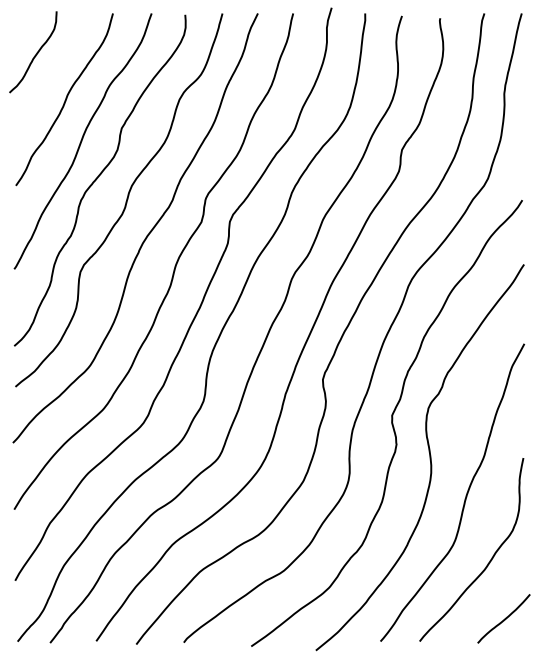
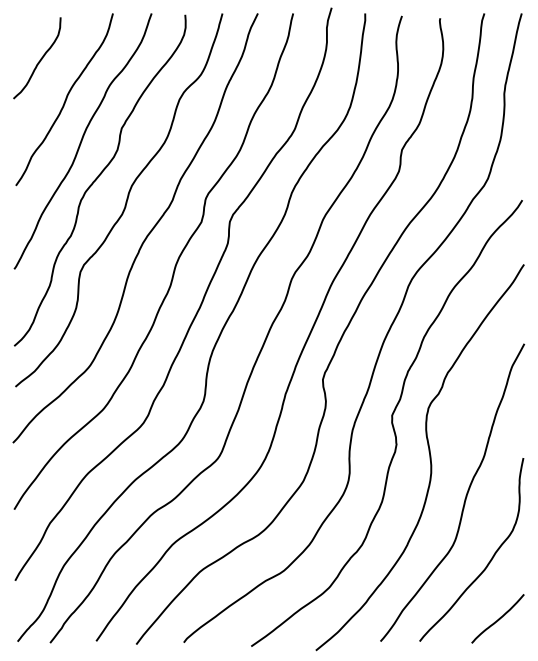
curve position: (35, 54) -> (39, 60) (39, 60)
curve position: (504, 618) -> (498, 618) (498, 618)
